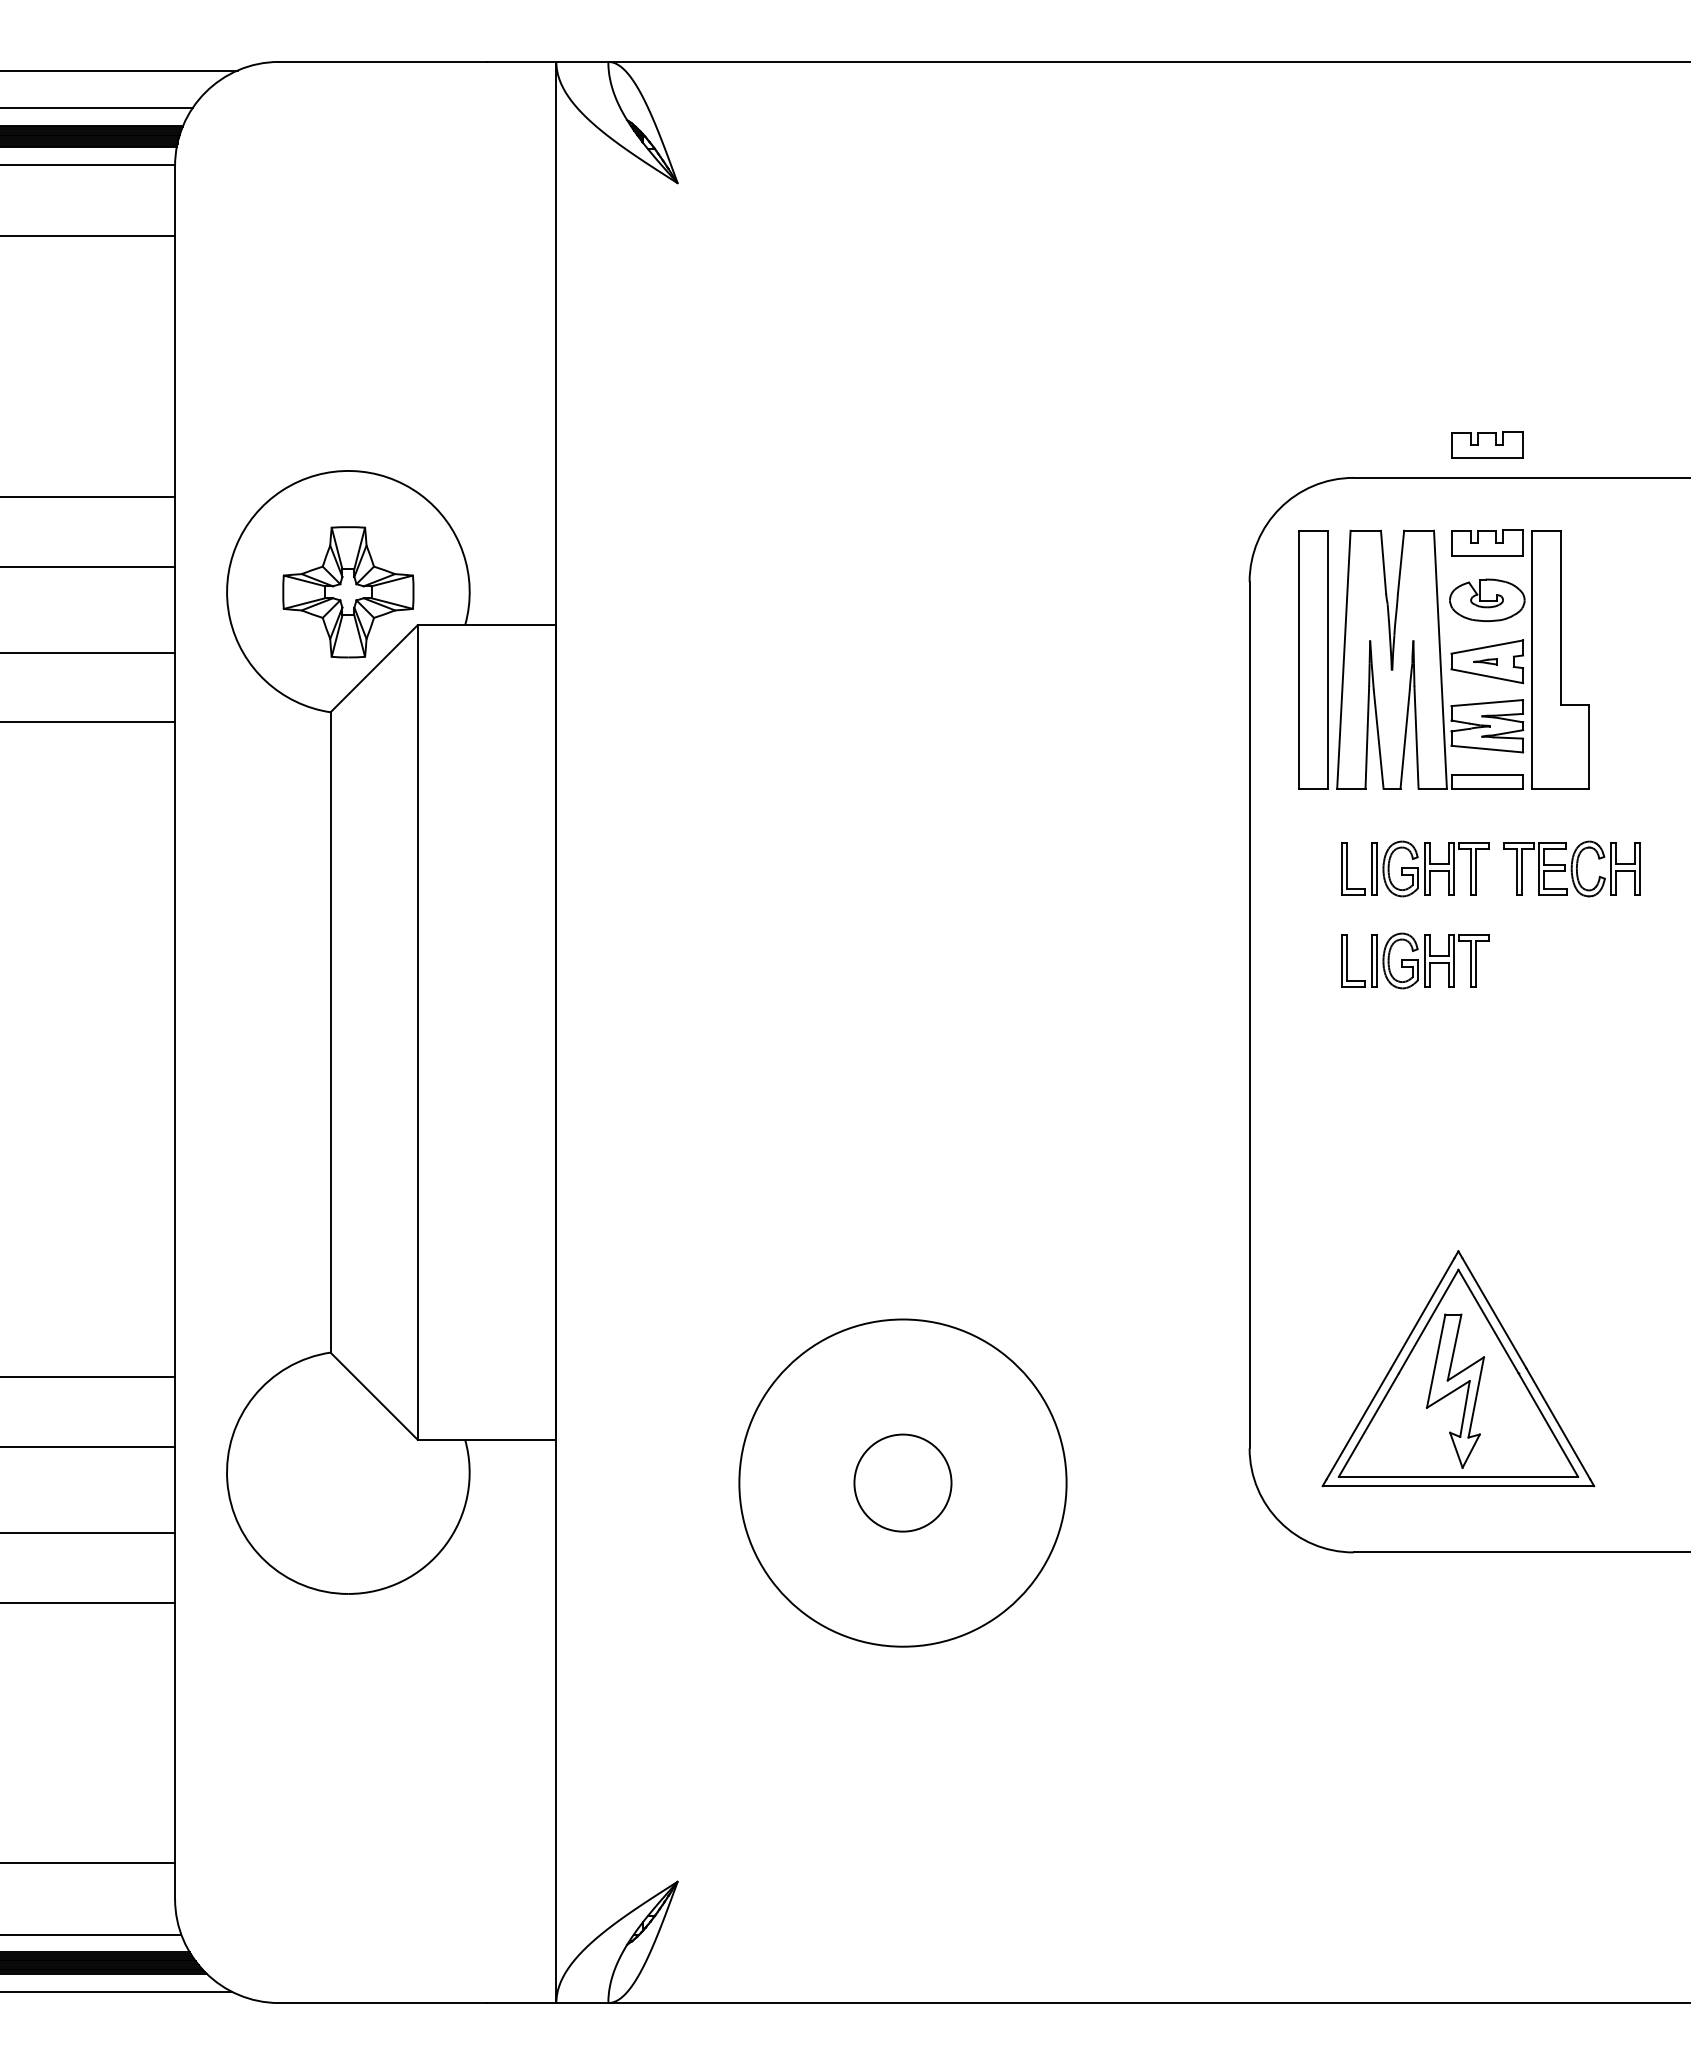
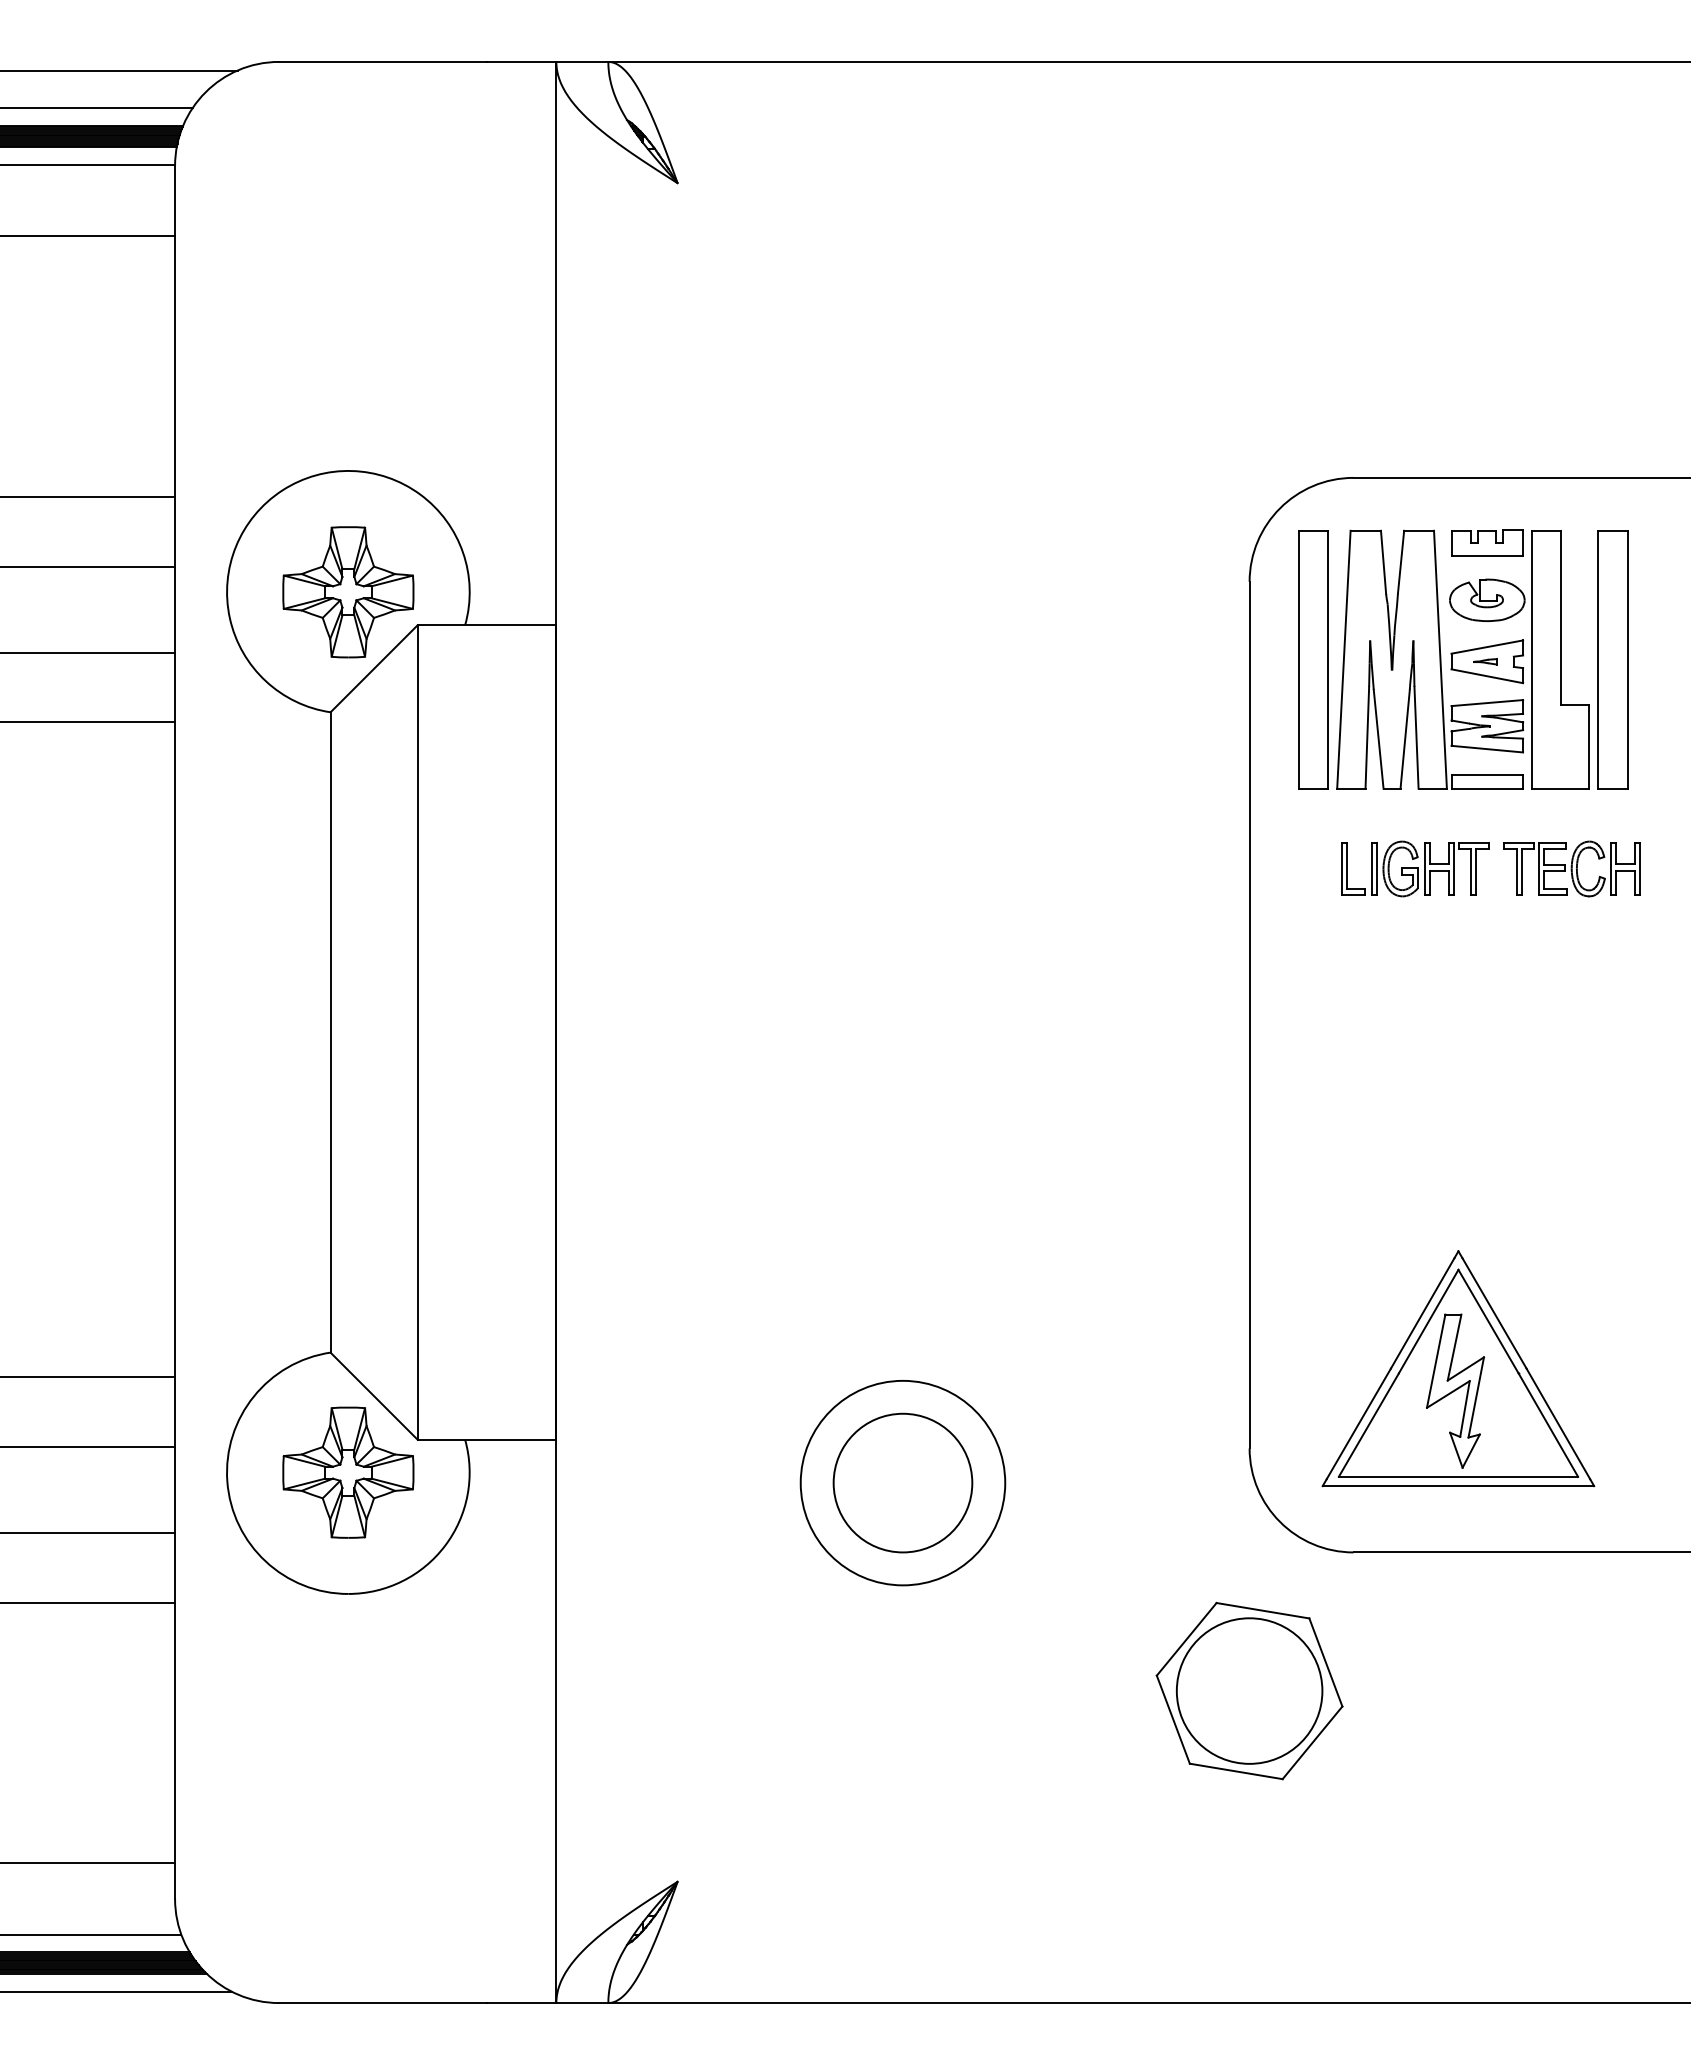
part: present -> none (1487, 444)
part: none -> present (1612, 659)
part: present -> none (1415, 960)
part: none -> present (348, 1472)
circle diameter: 327 px -> 205 px (902, 1482)
circle diameter: 97 px -> 139 px (902, 1482)
part: none -> present (1249, 1690)
